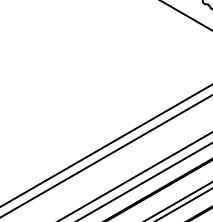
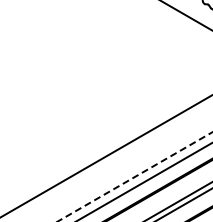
line: present -> none (105, 145)
line: solid -> dashed (134, 177)
